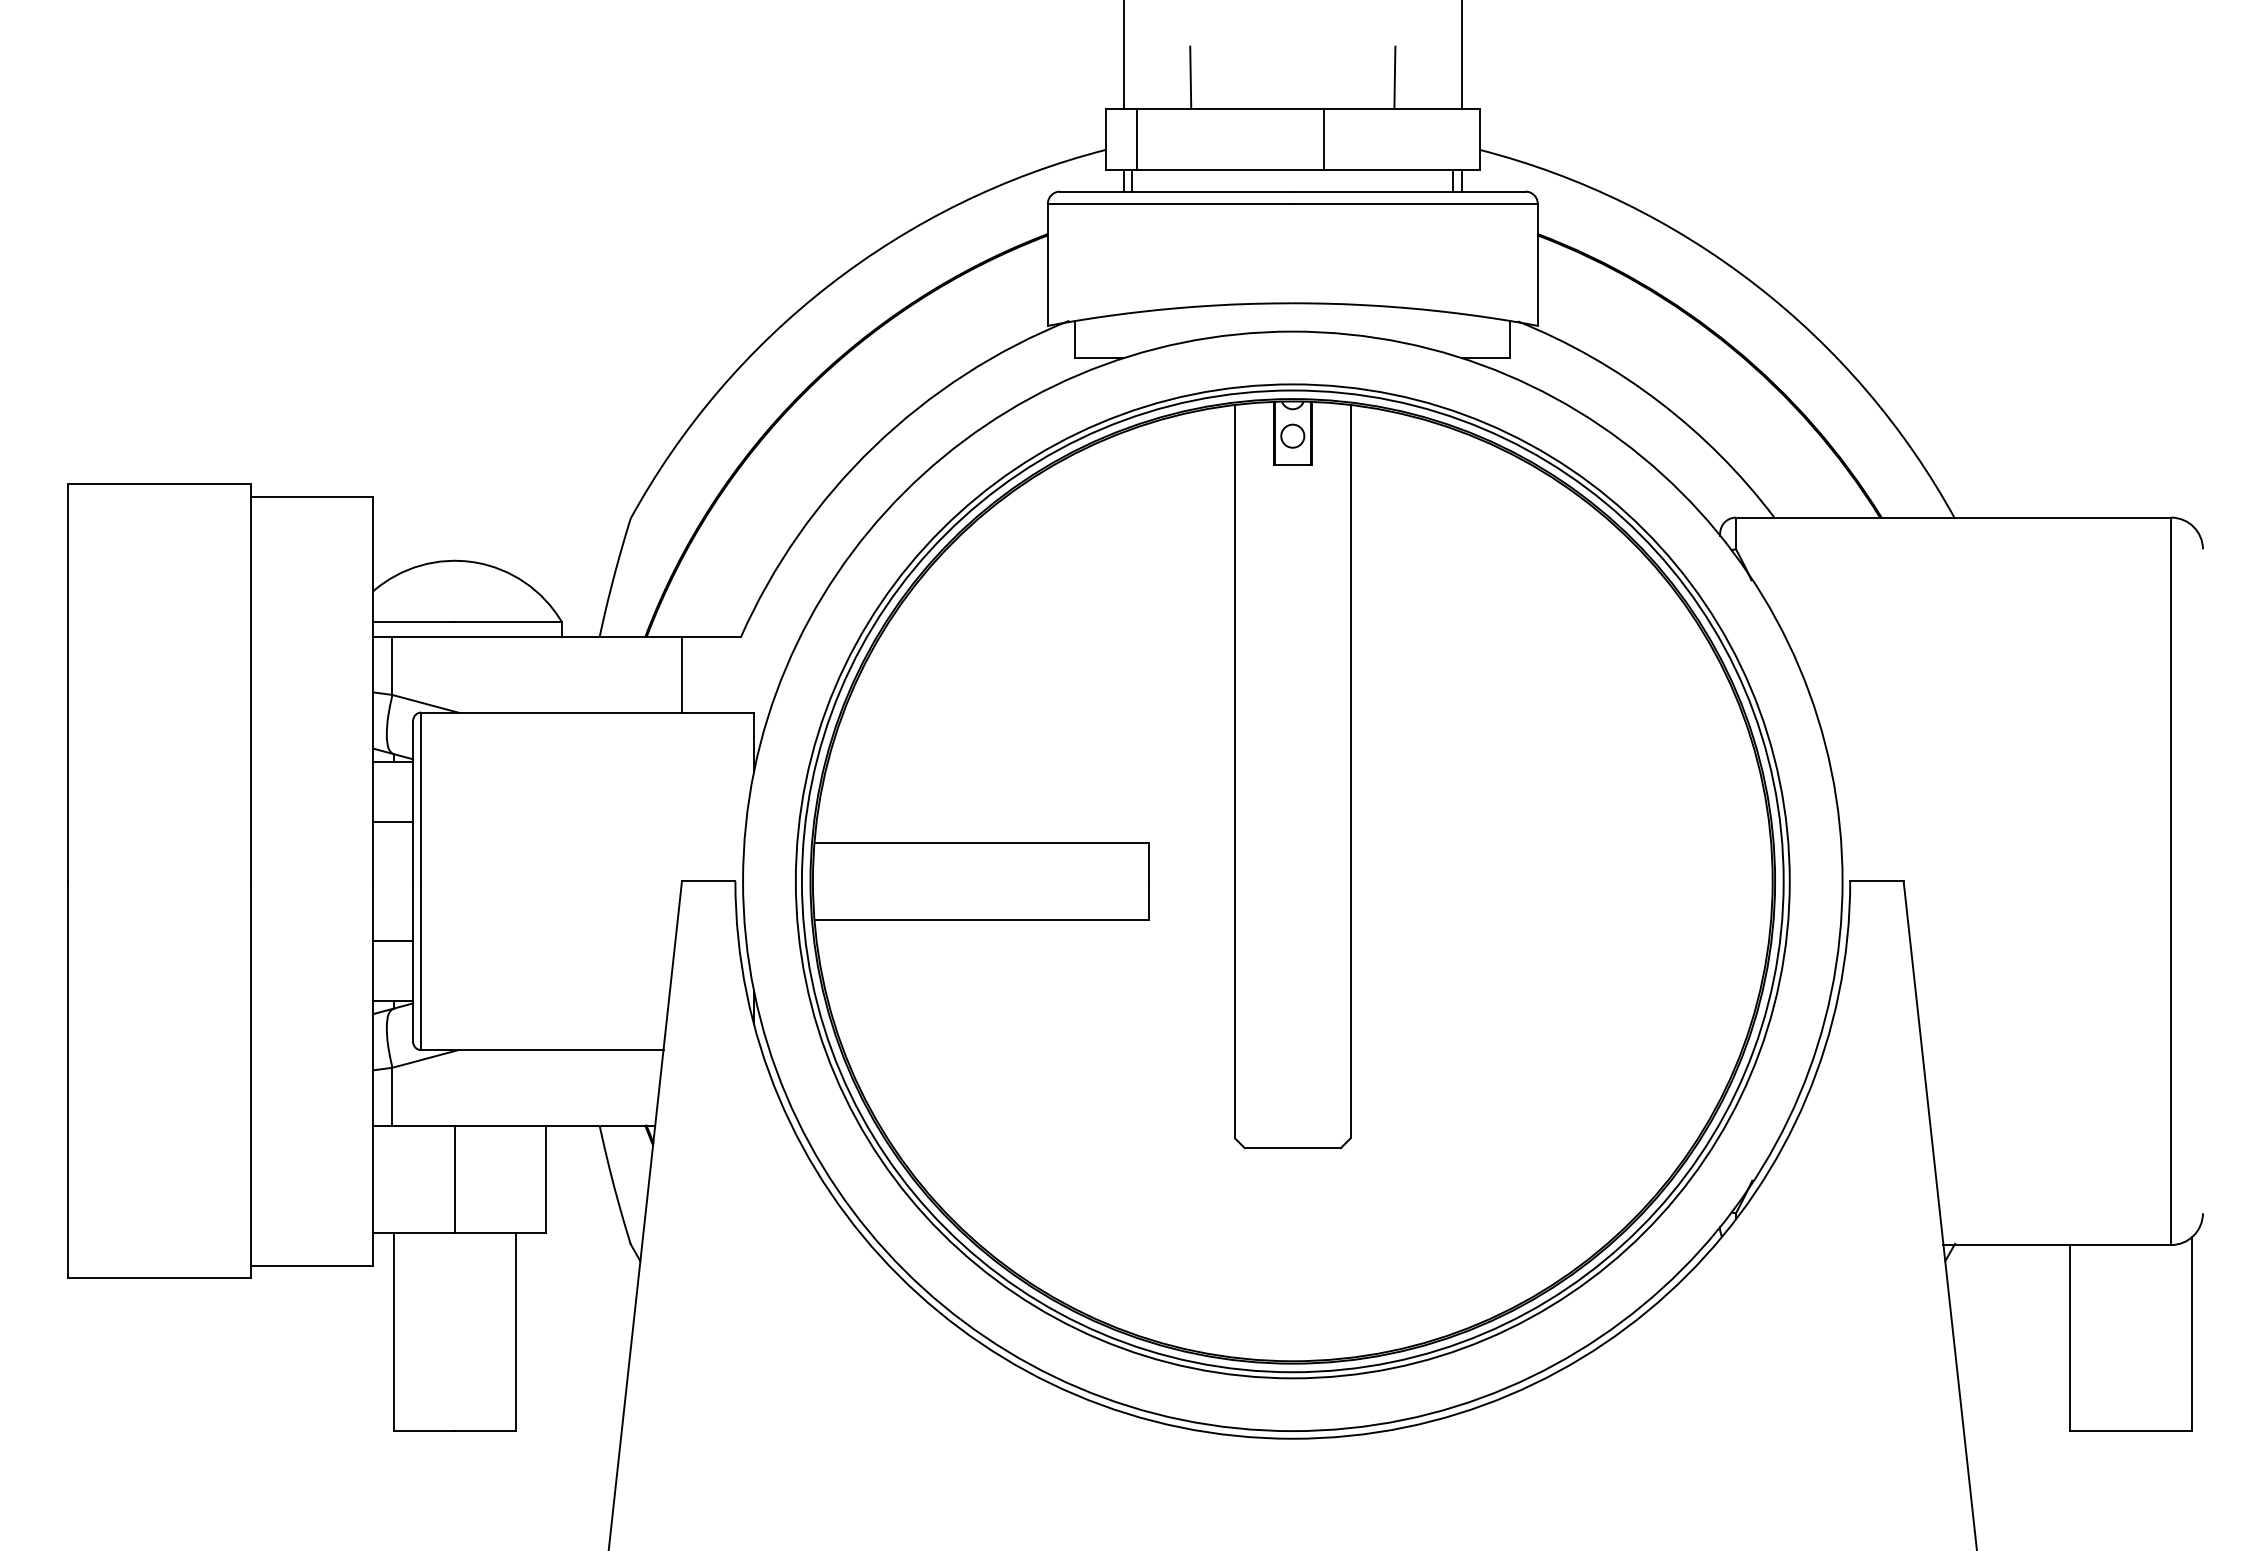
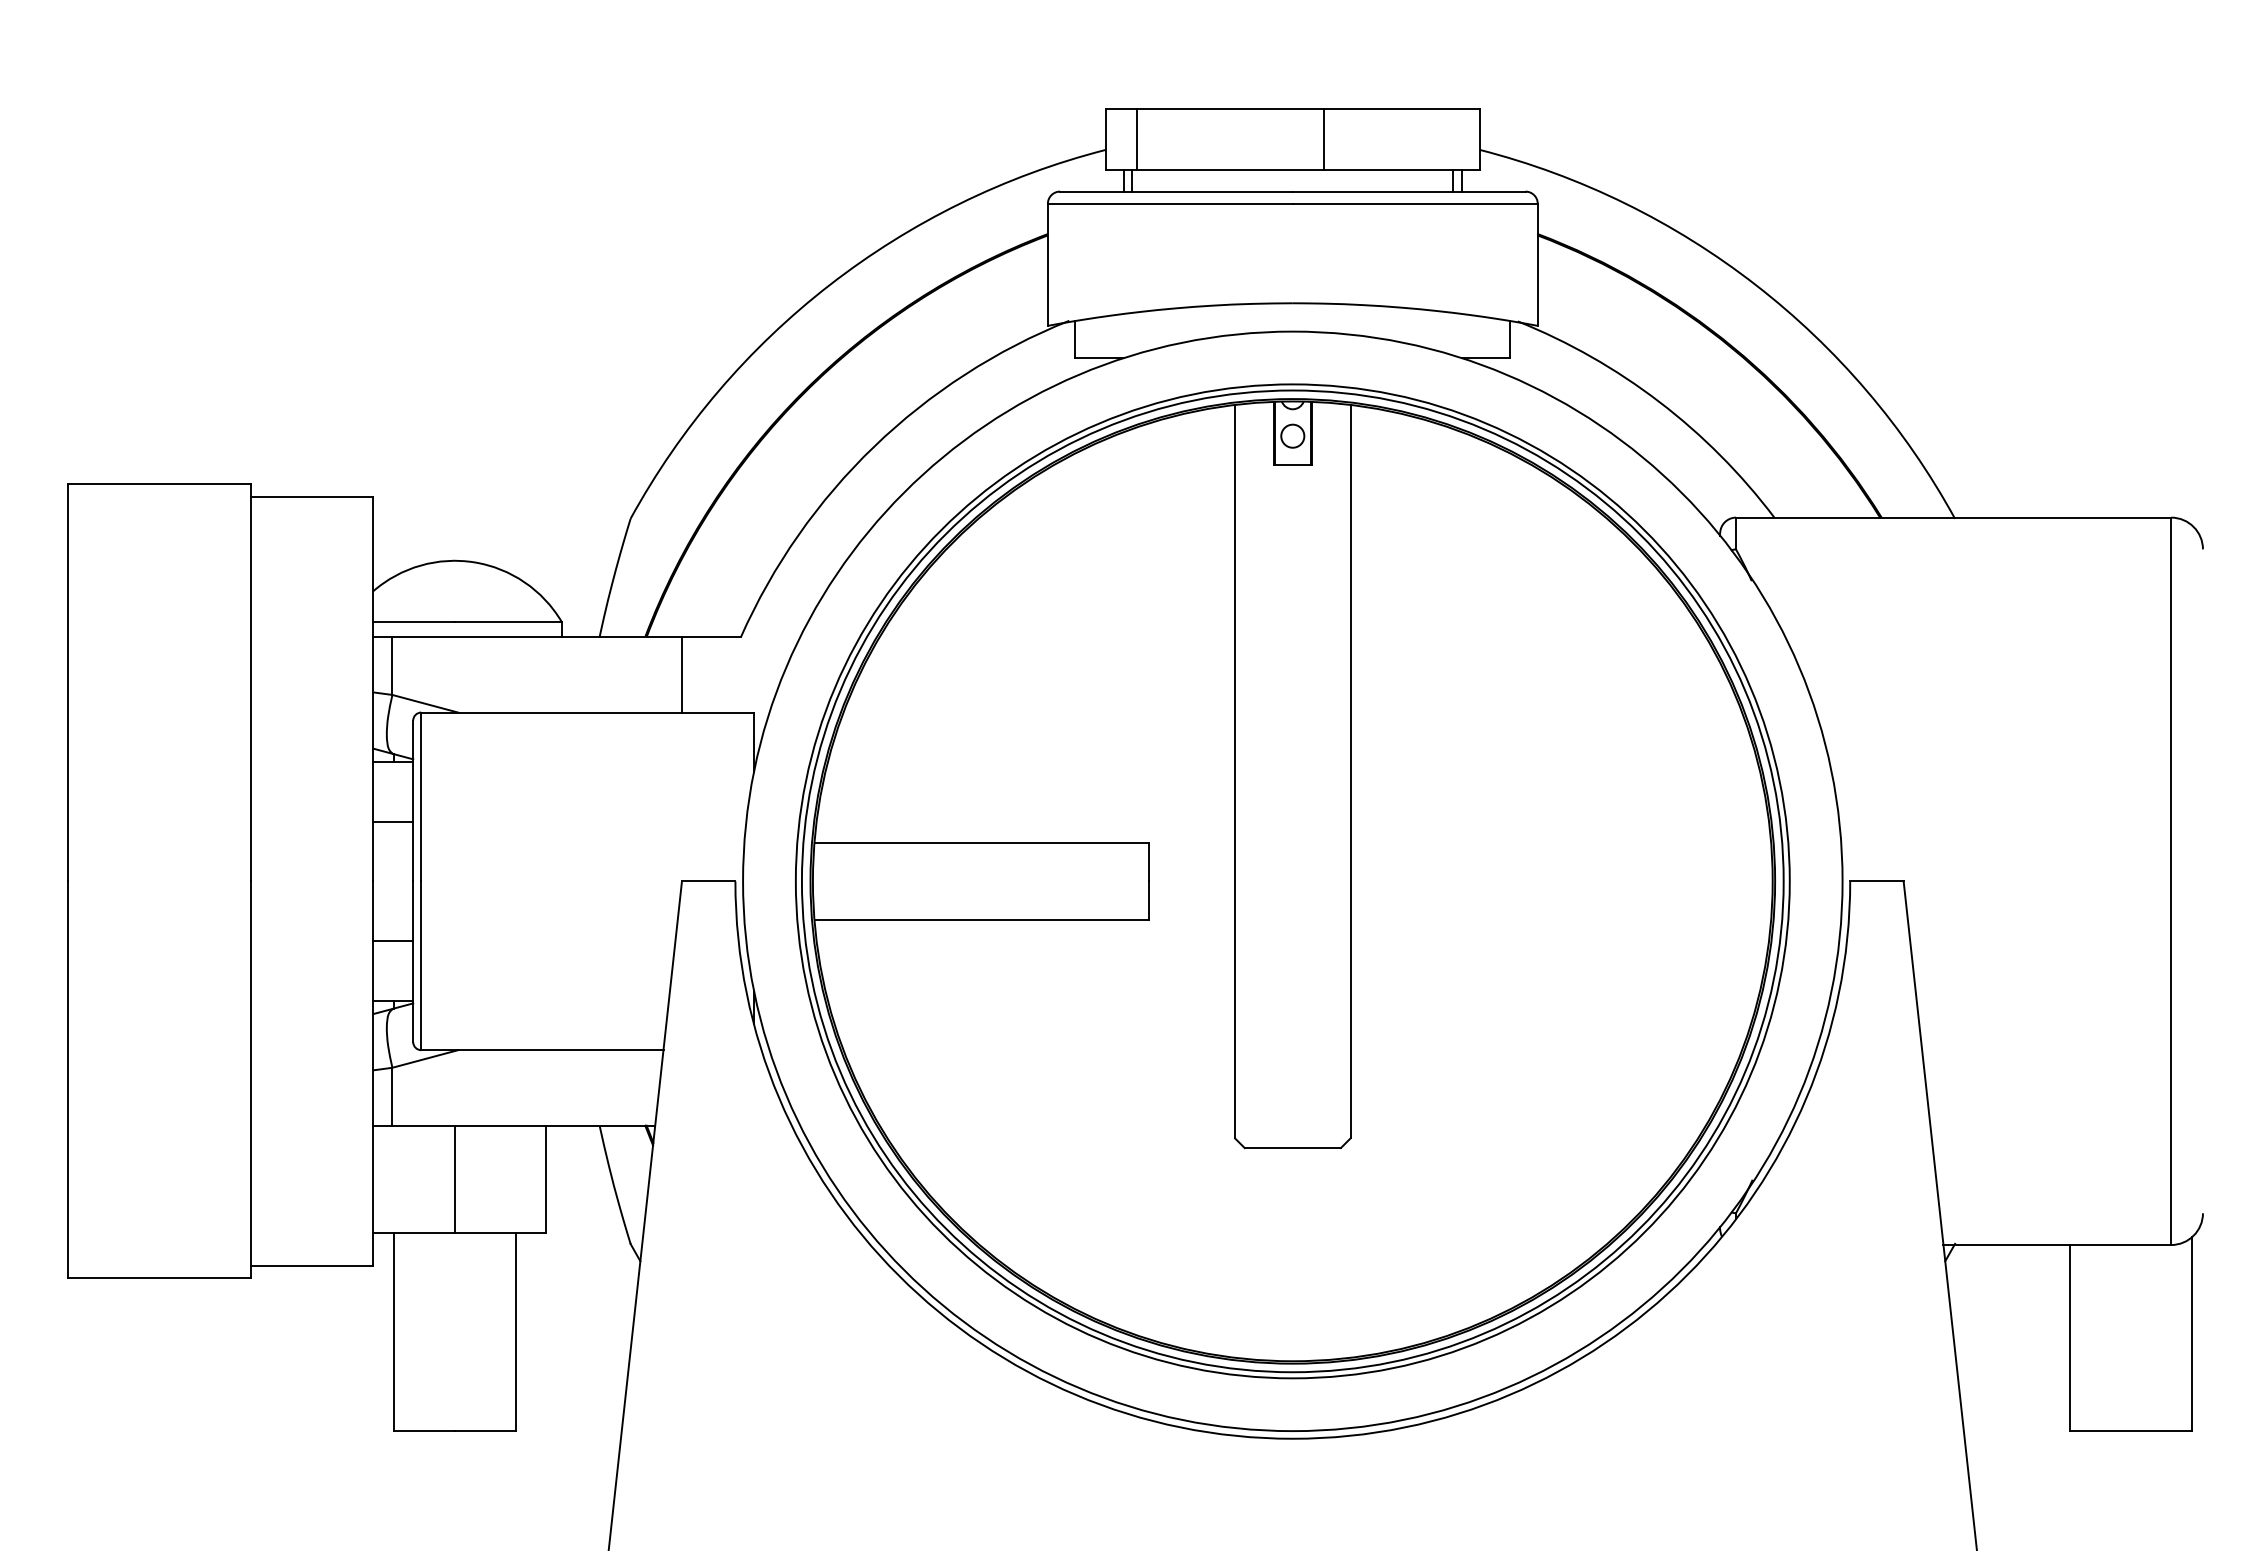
line: present -> none (1124, 55)
line: present -> none (1461, 55)
line: present -> none (1190, 77)
line: present -> none (1394, 77)
